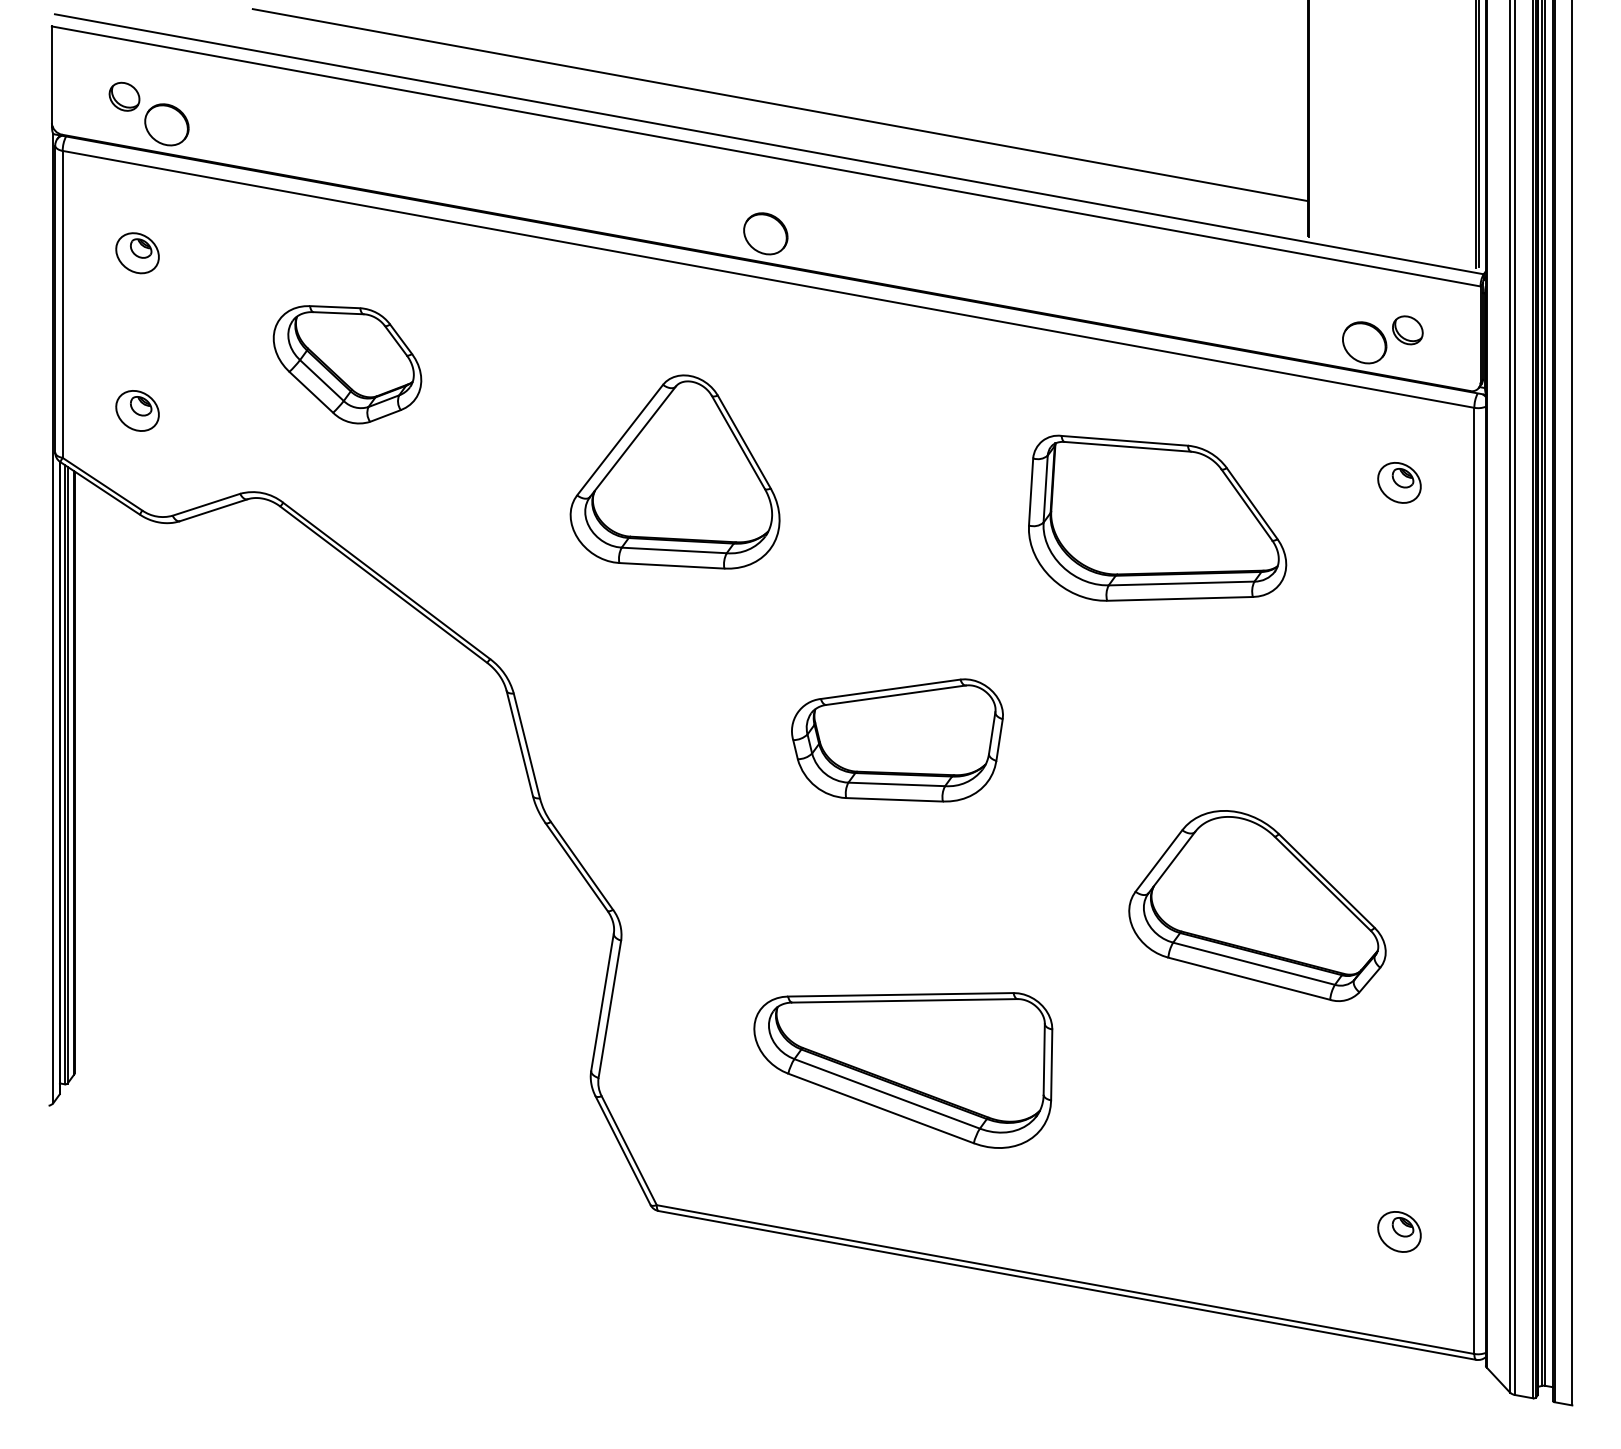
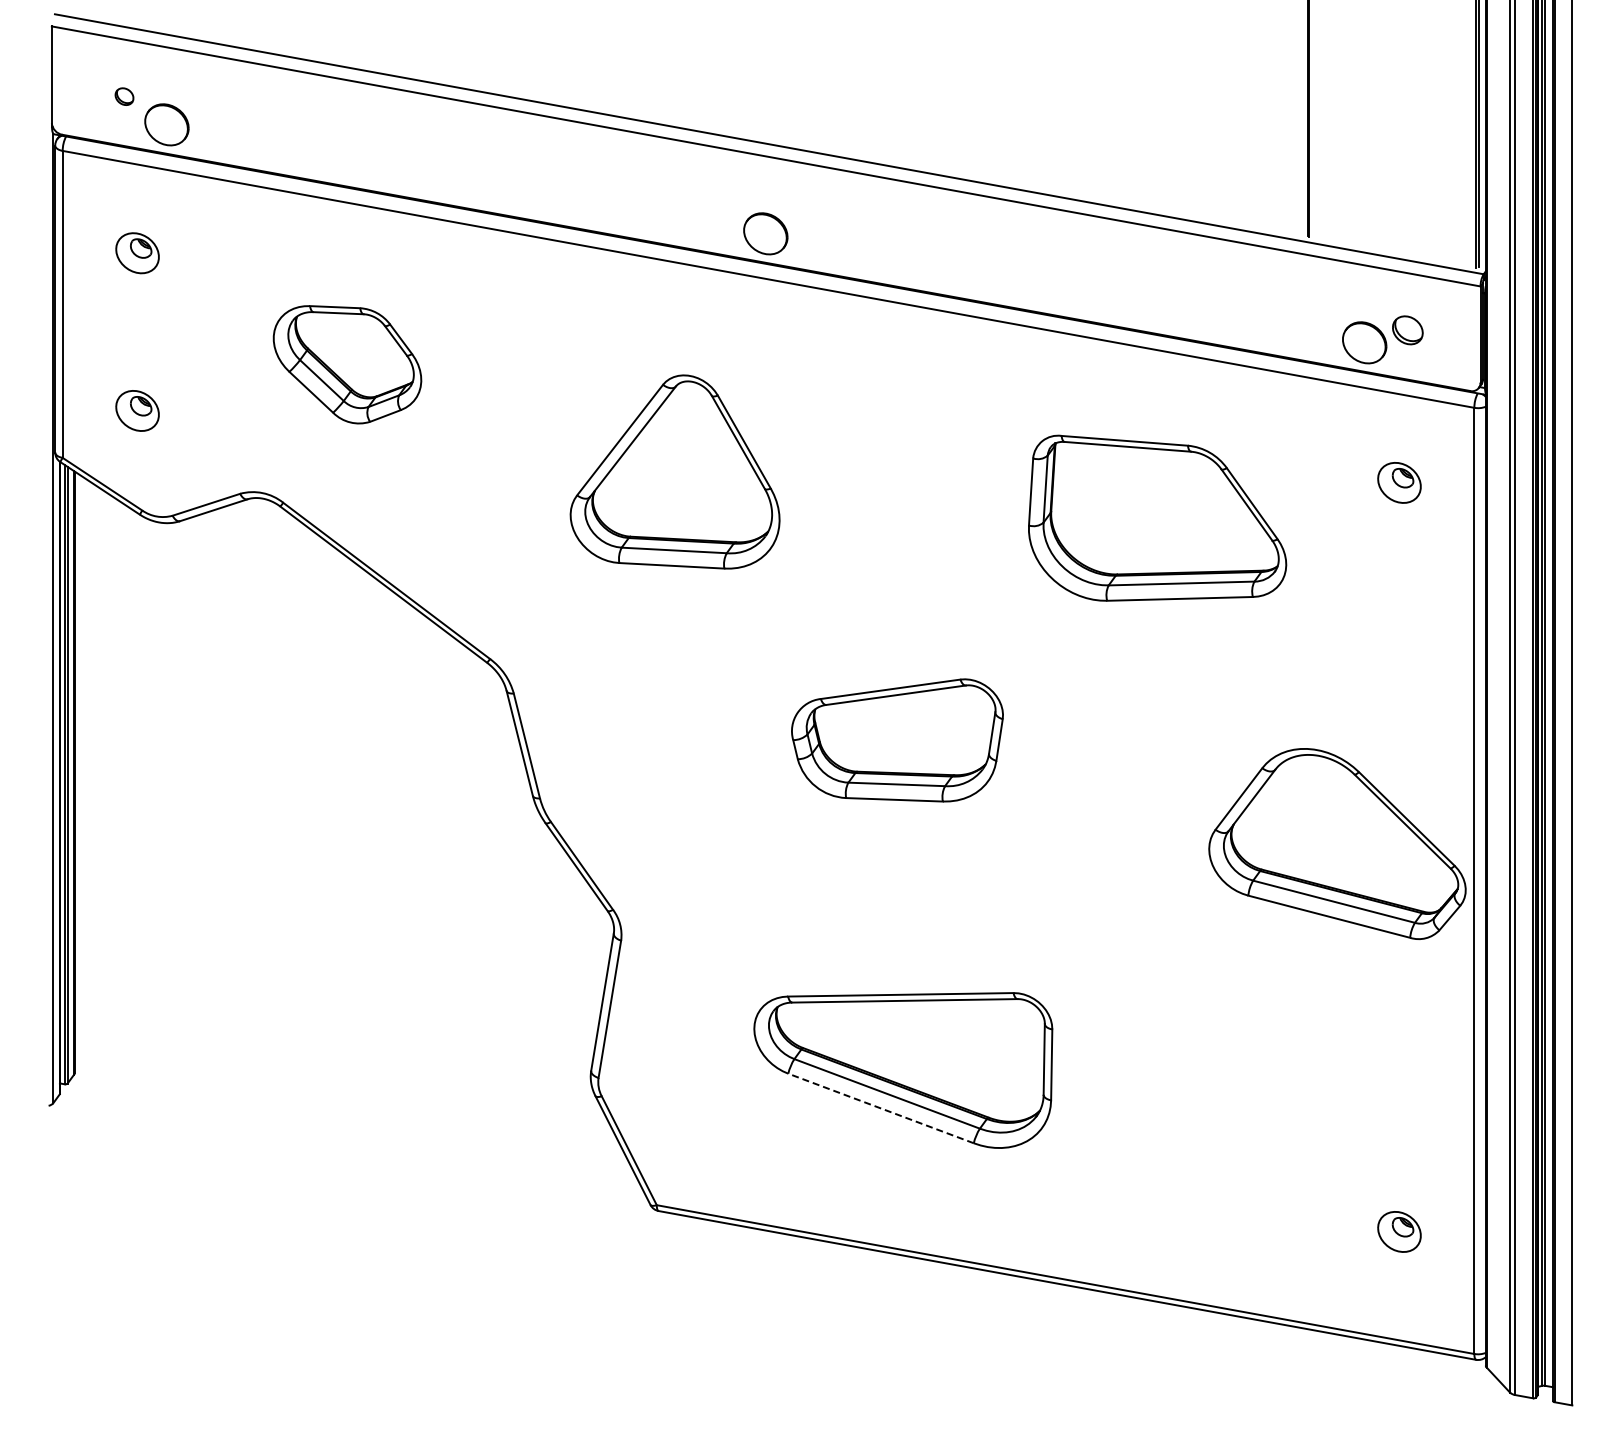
part size: 33x31 px -> 21x19 px (124, 96)
line: present -> none (779, 105)
part position: (1257, 905) -> (1337, 843) (1337, 843)
line: solid -> dashed (880, 1108)
